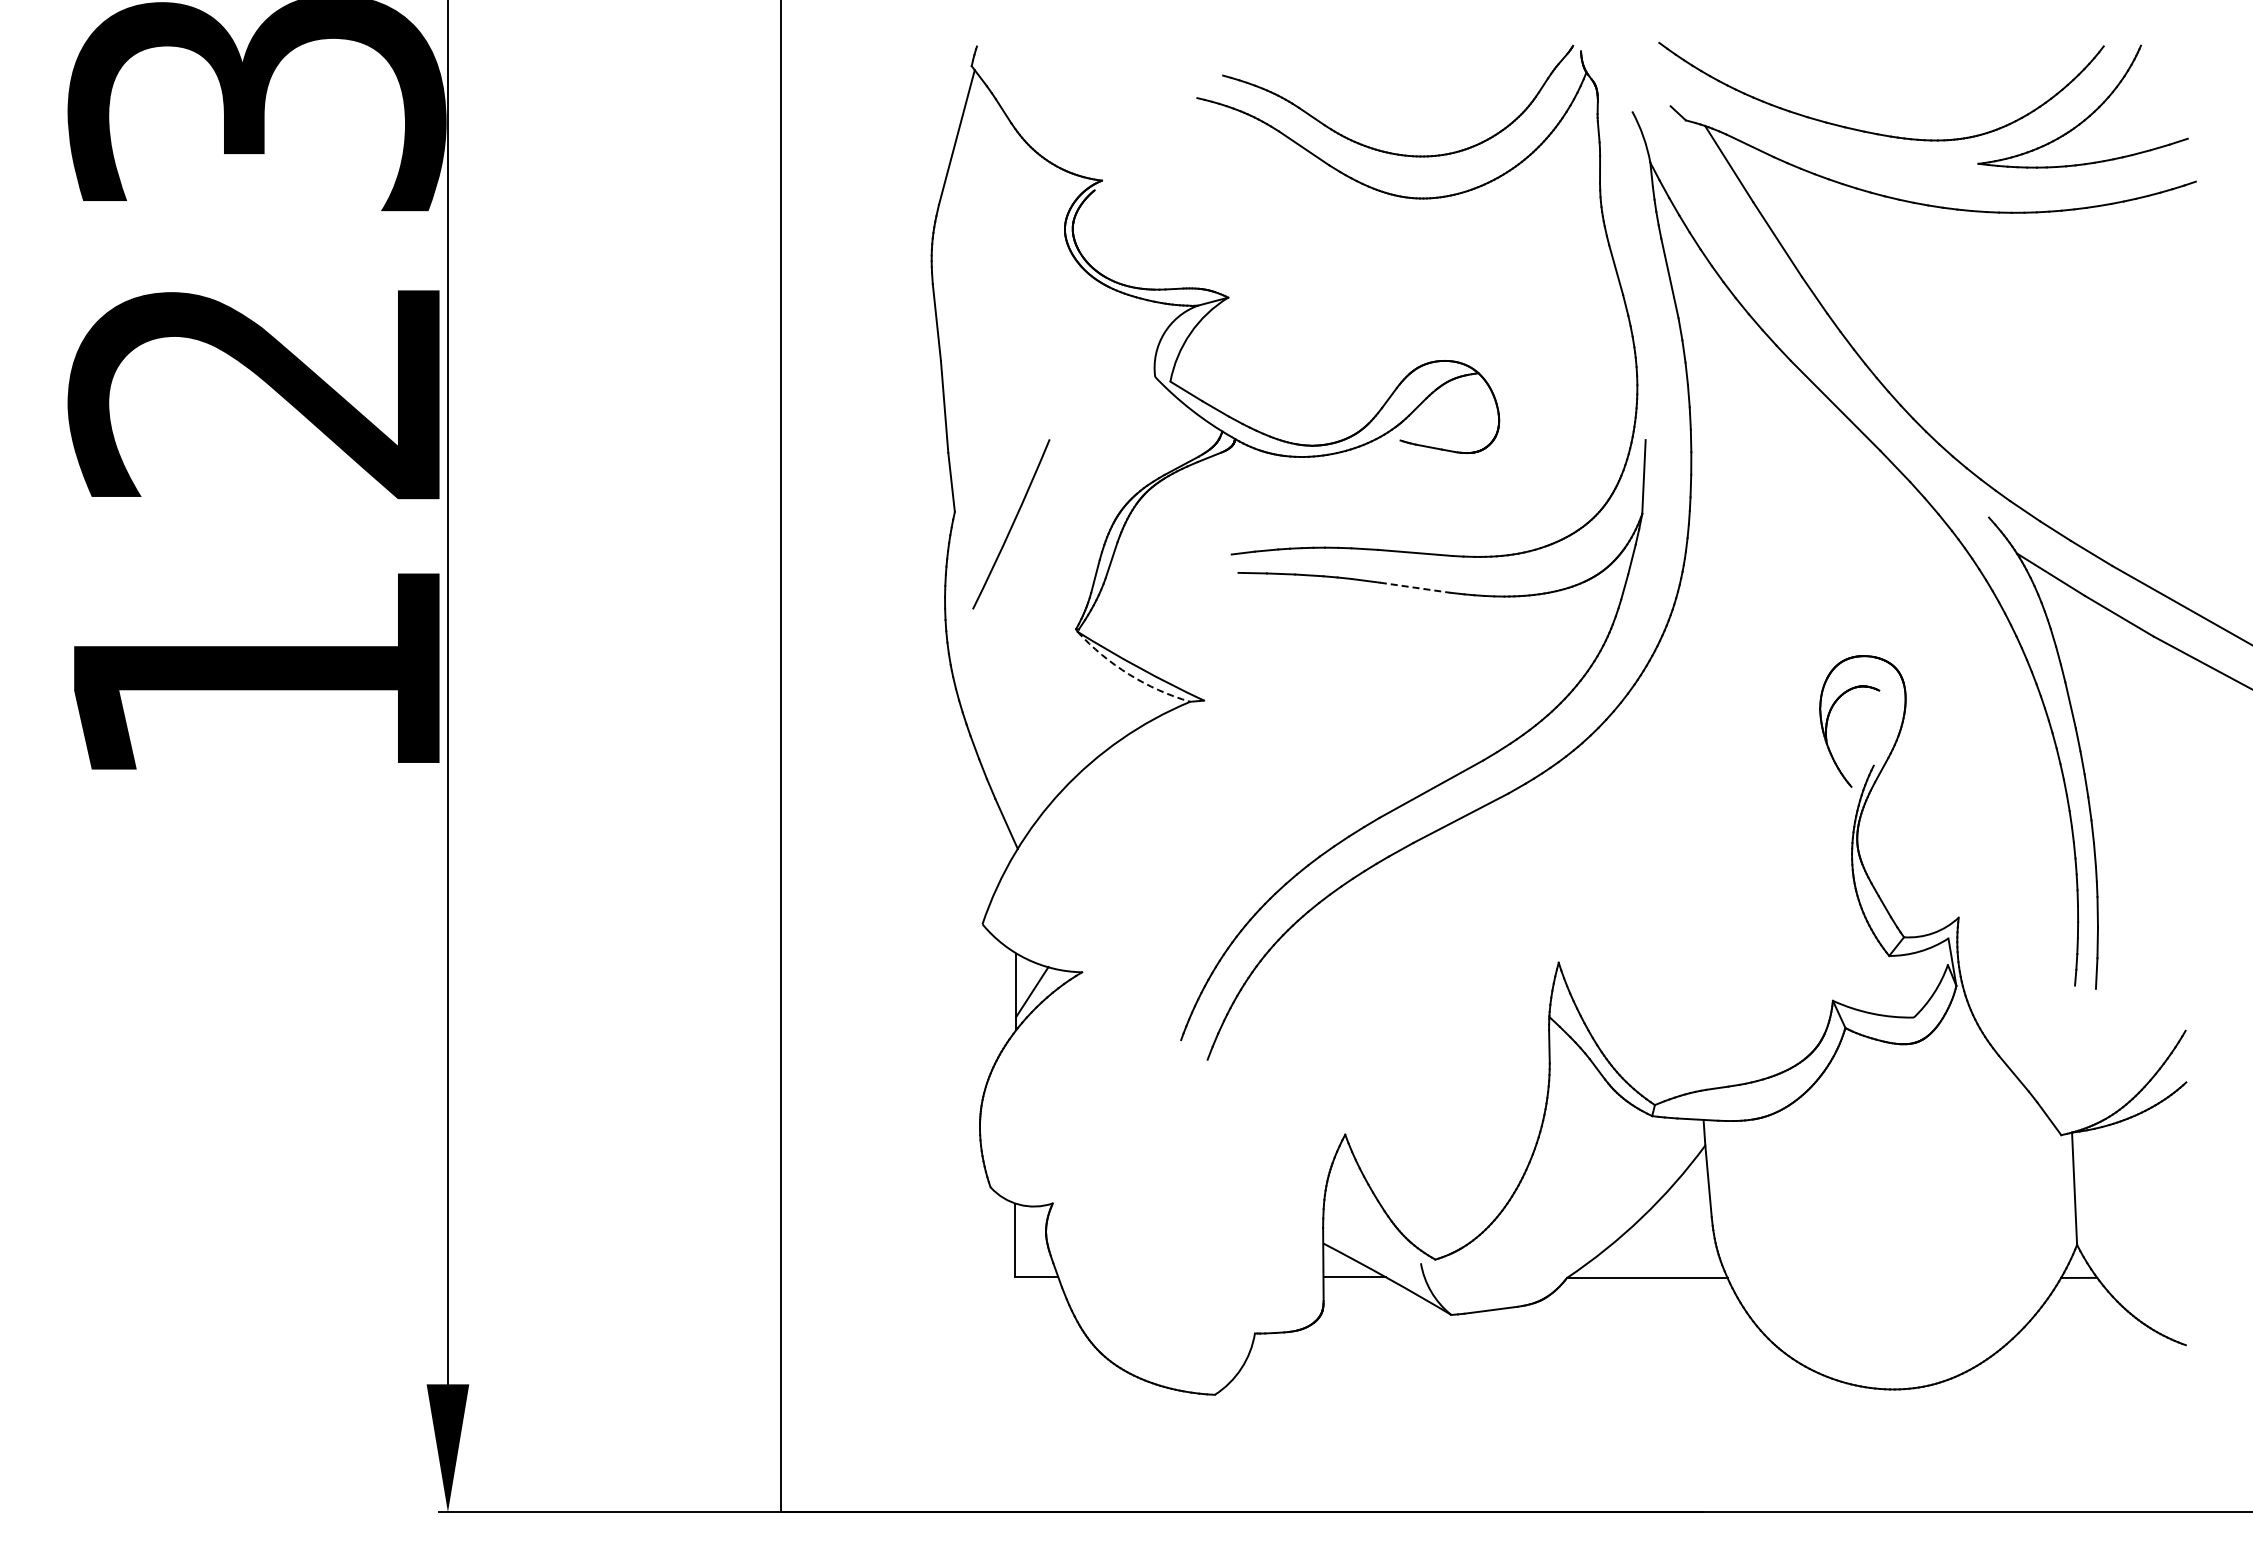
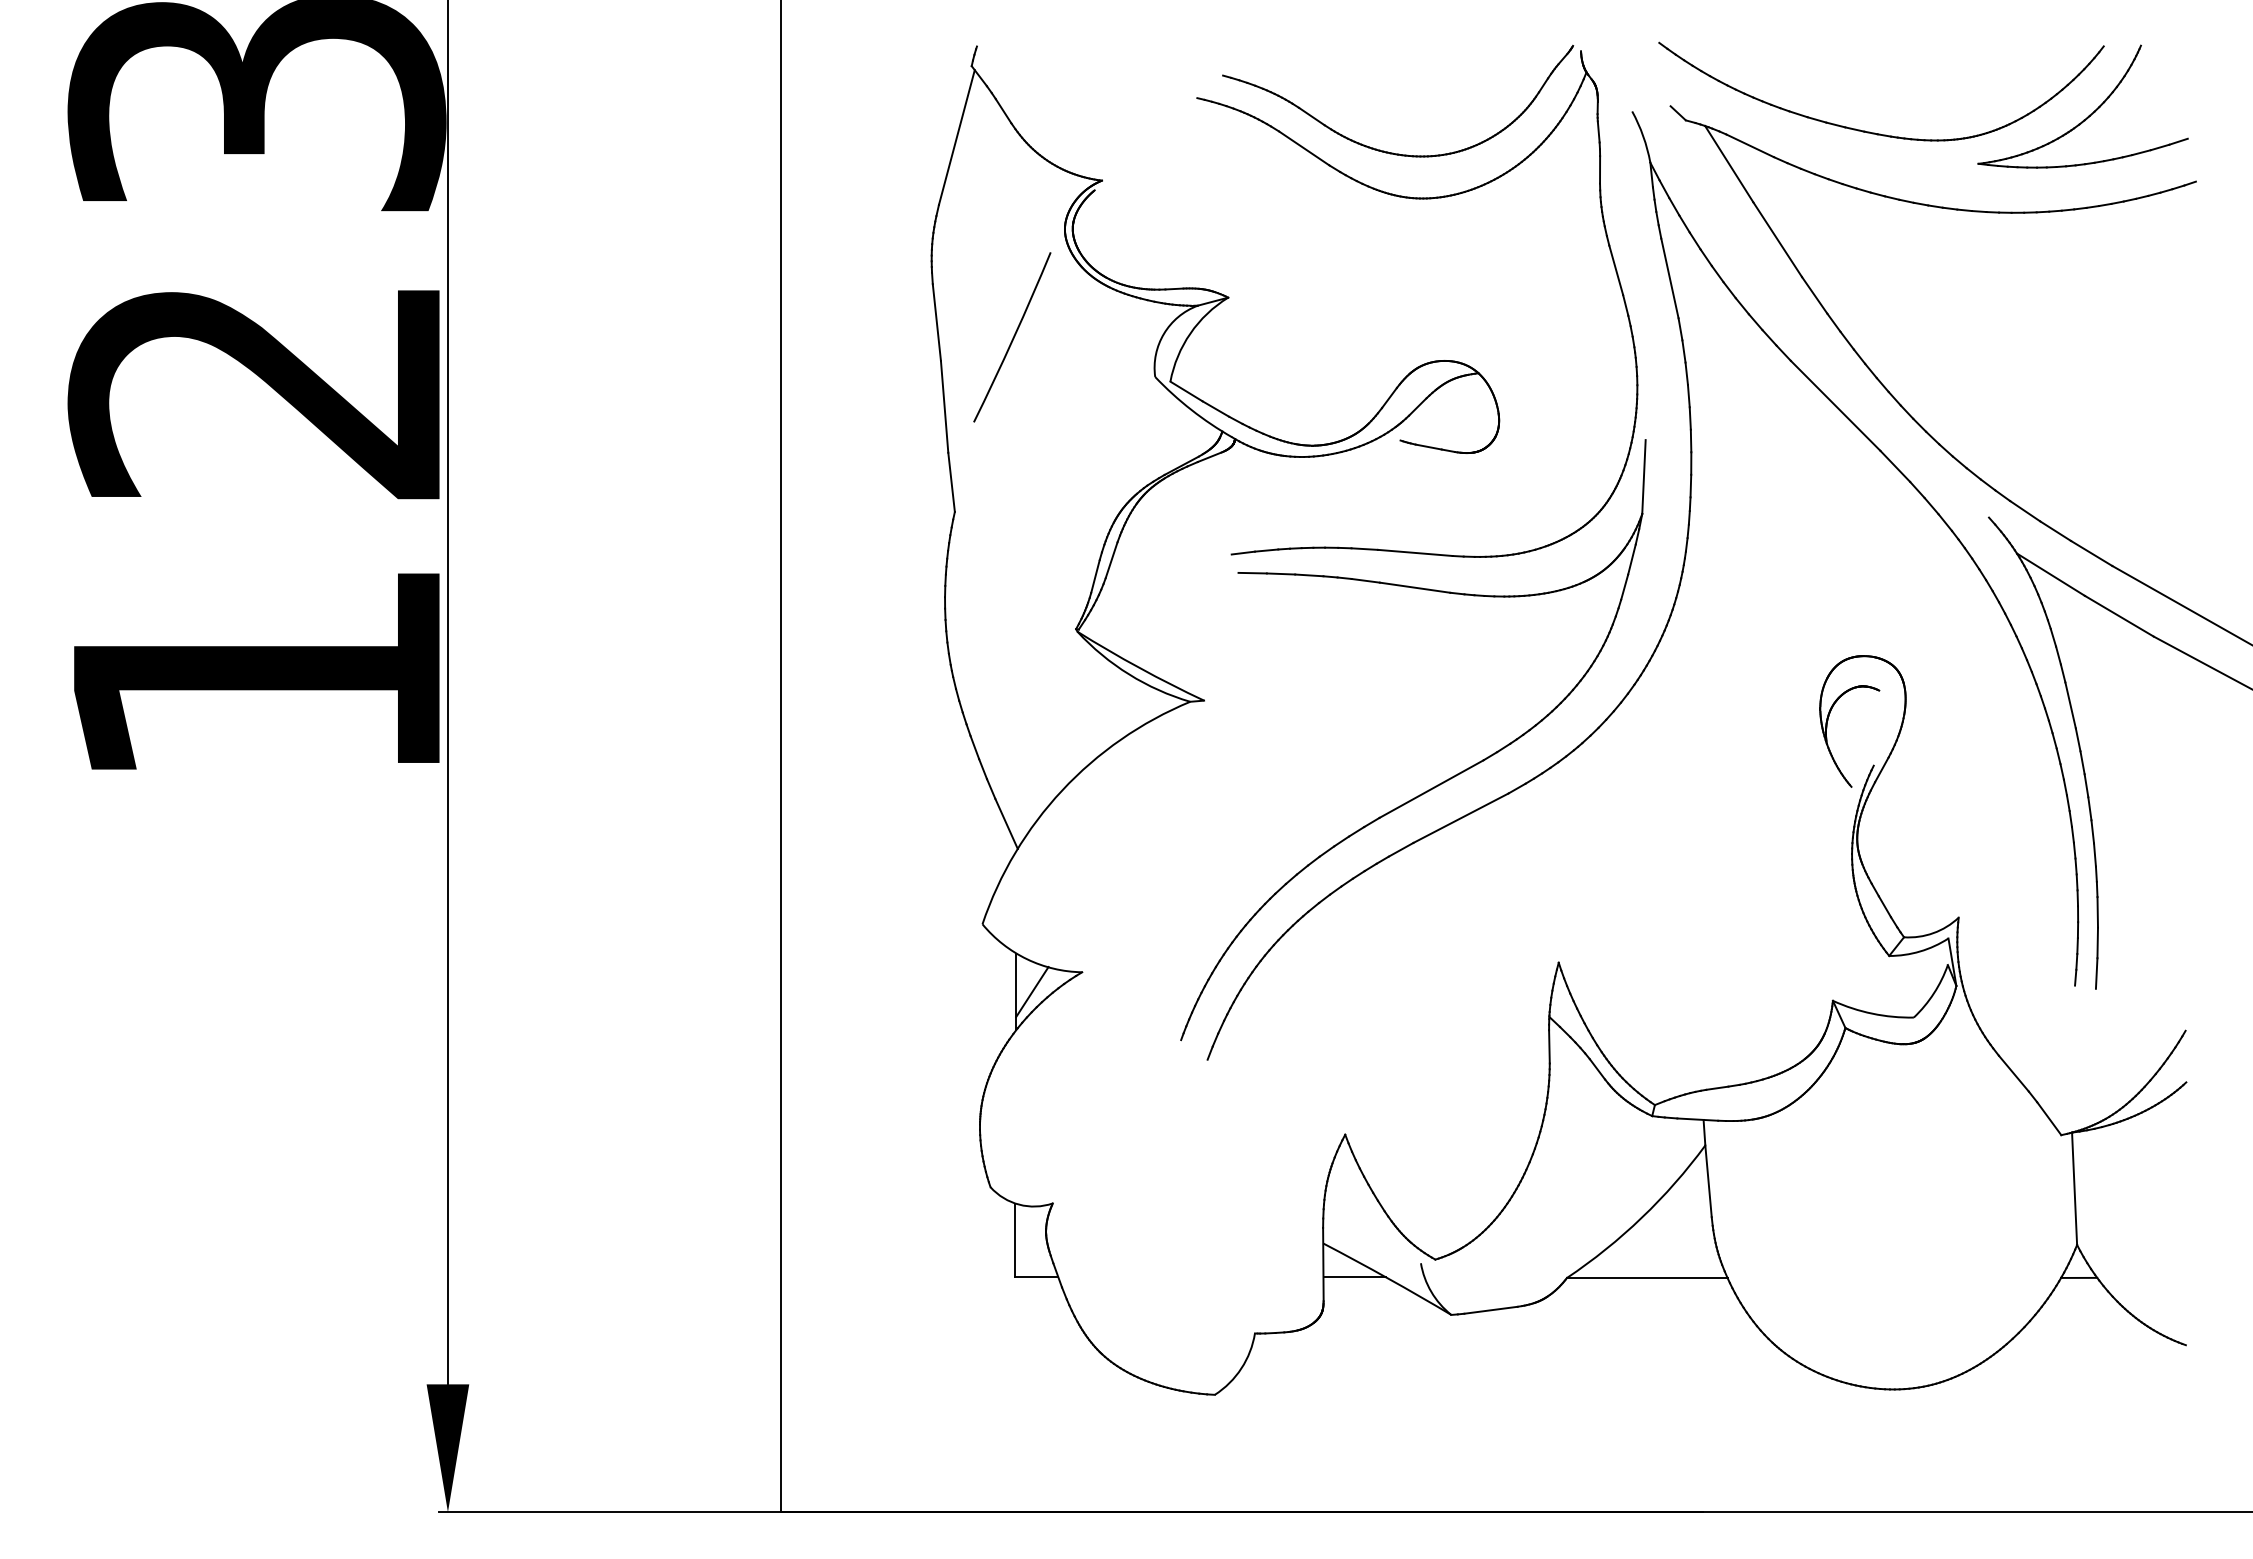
arc position: (1011, 524) -> (1012, 337) (1012, 337)
line: dashed -> solid (1415, 587)
arc: dashed -> solid (1129, 674)
